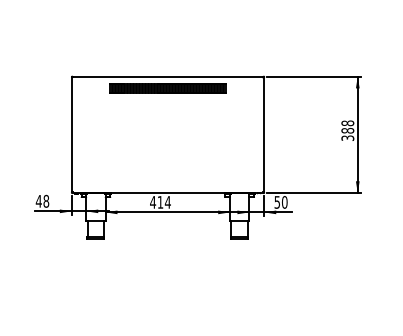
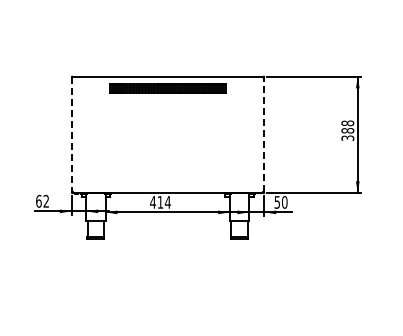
line: solid -> dashed (264, 134)
line: solid -> dashed (71, 135)
text: 48 -> 62 (42, 200)
